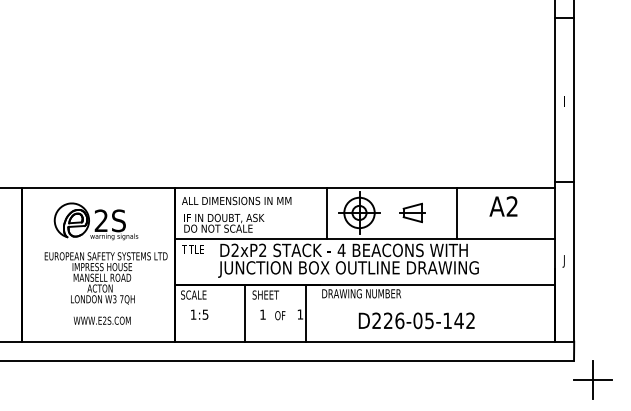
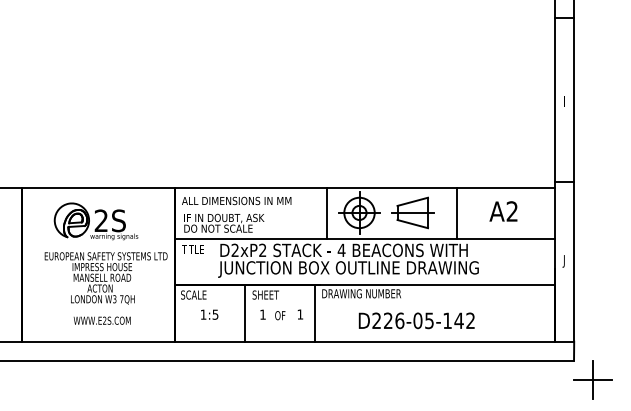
text position: (503, 206) -> (503, 211) (503, 211)
part size: 27x22 px -> 44x34 px (412, 212)
line position: (306, 312) -> (315, 312) (315, 312)
text position: (199, 314) -> (209, 314) (209, 314)
